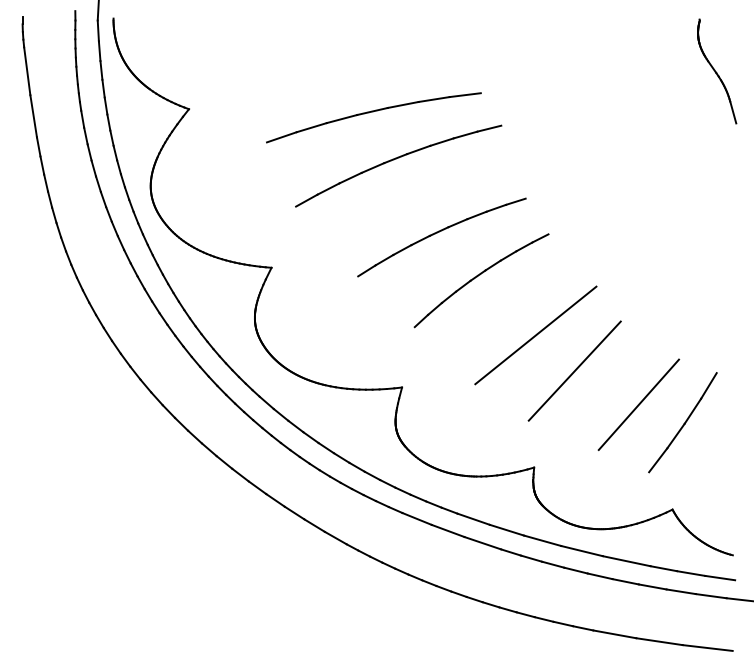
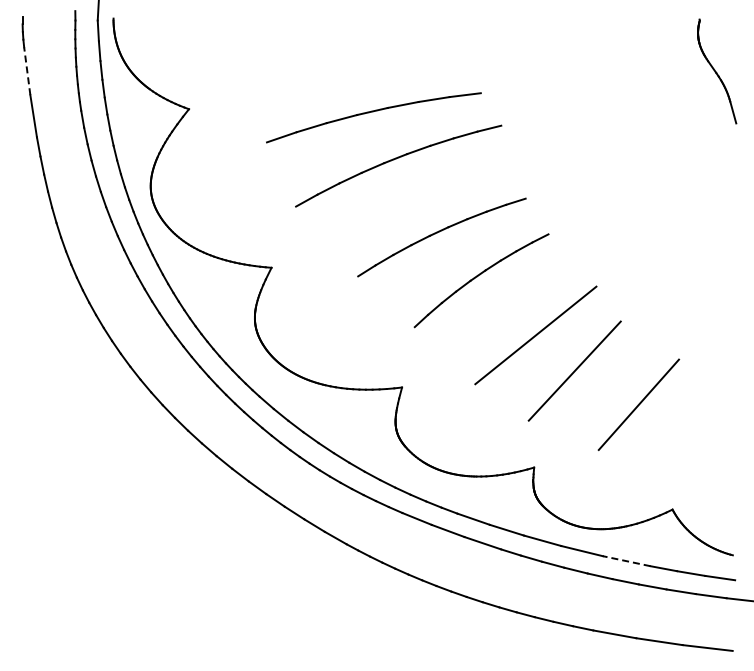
line: solid -> dashed (27, 70)
part: present -> none (682, 422)
line: solid -> dashed (626, 561)
